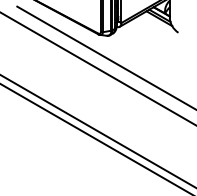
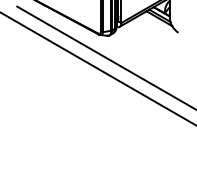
line: present -> none (97, 131)
line: present -> none (95, 138)
